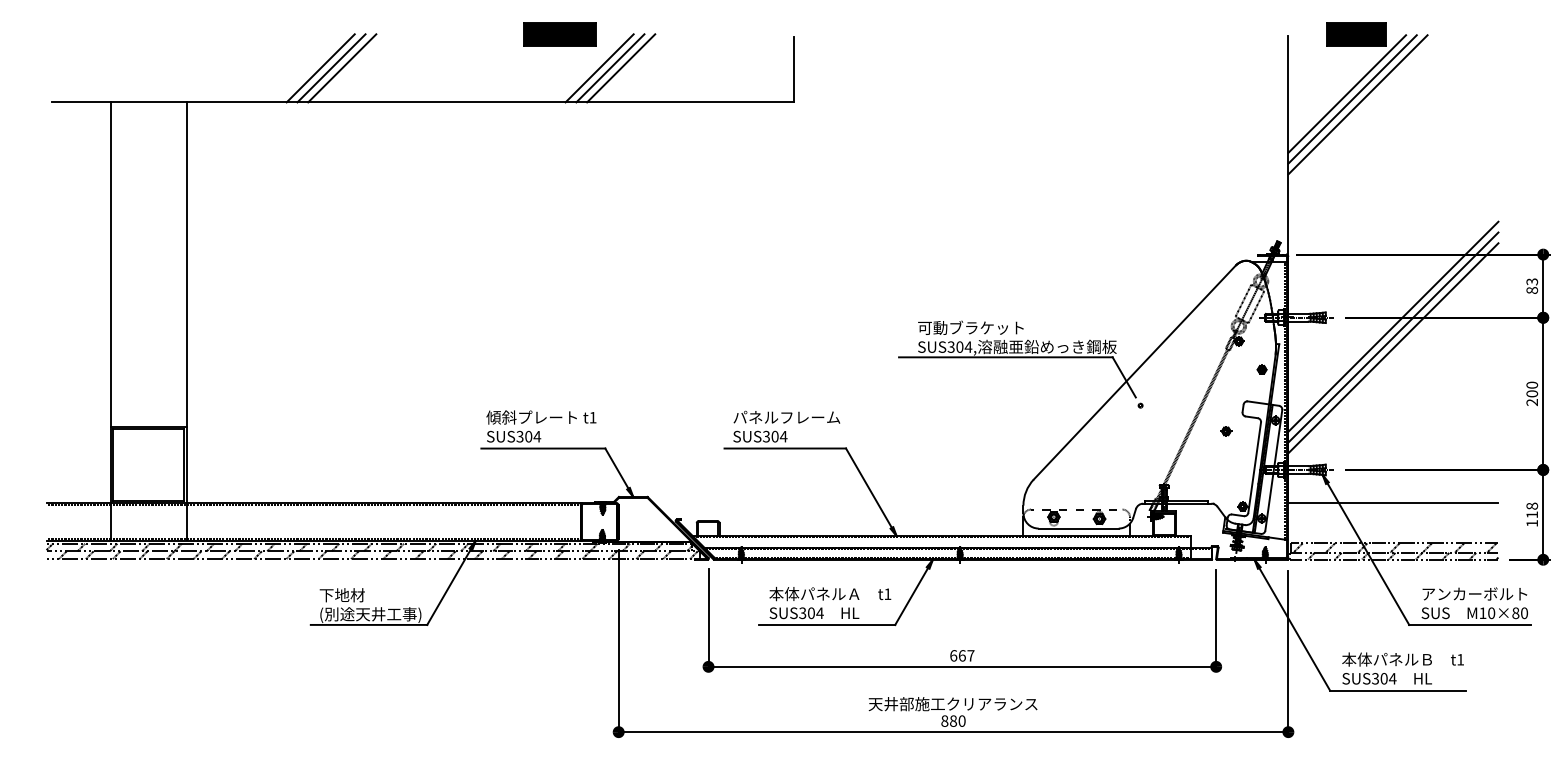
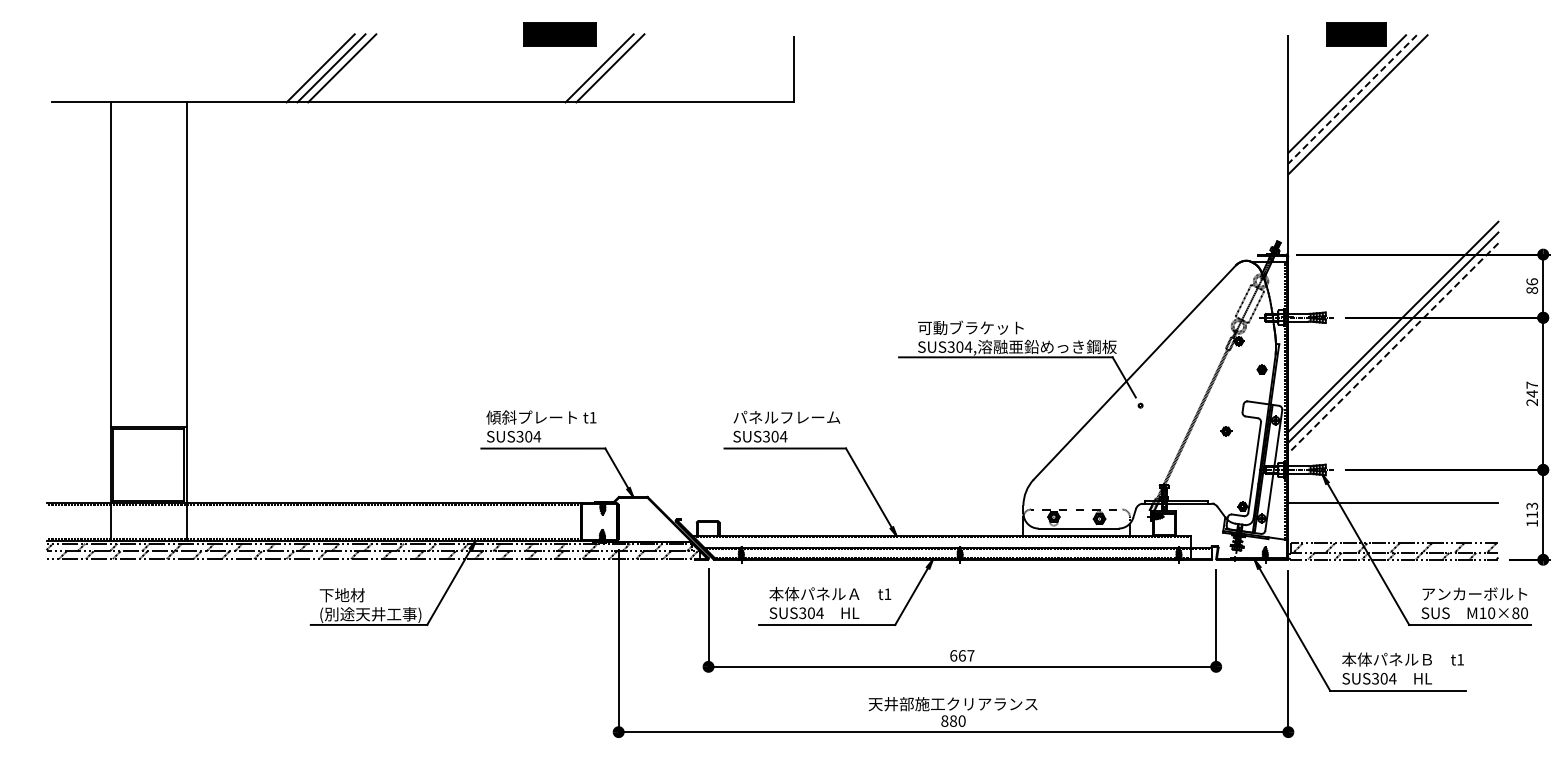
line: present -> none (621, 68)
line: solid -> dashed (1352, 99)
text: 83 -> 86 (1531, 281)
line: solid -> dashed (1393, 348)
text: 200 -> 247 (1532, 389)
text: 118 -> 113 (1531, 505)
